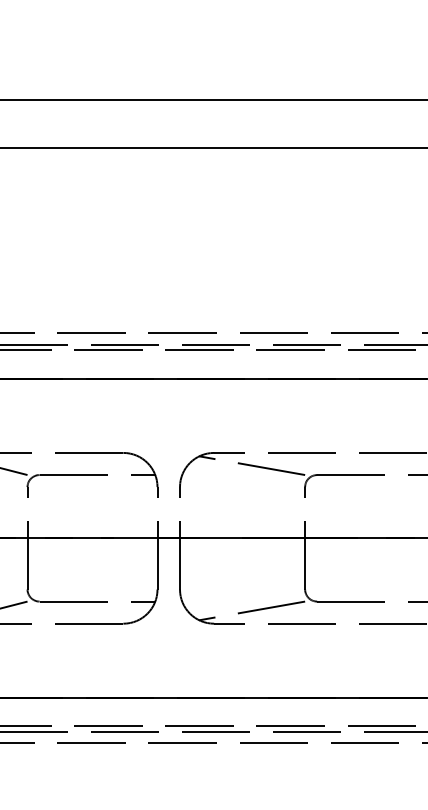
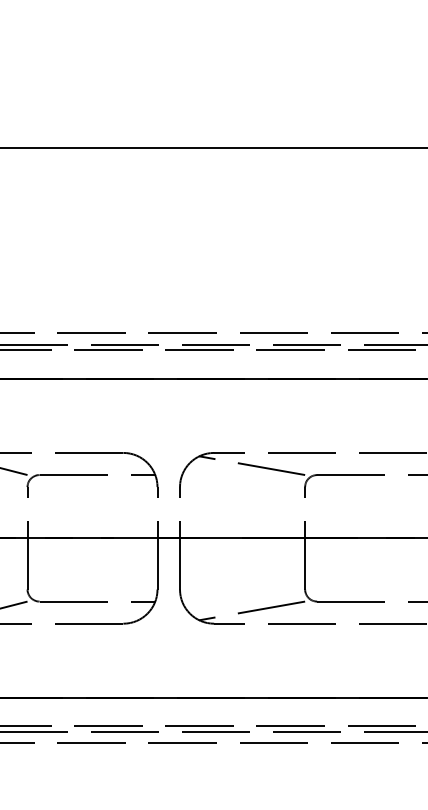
line: present -> none (213, 100)
